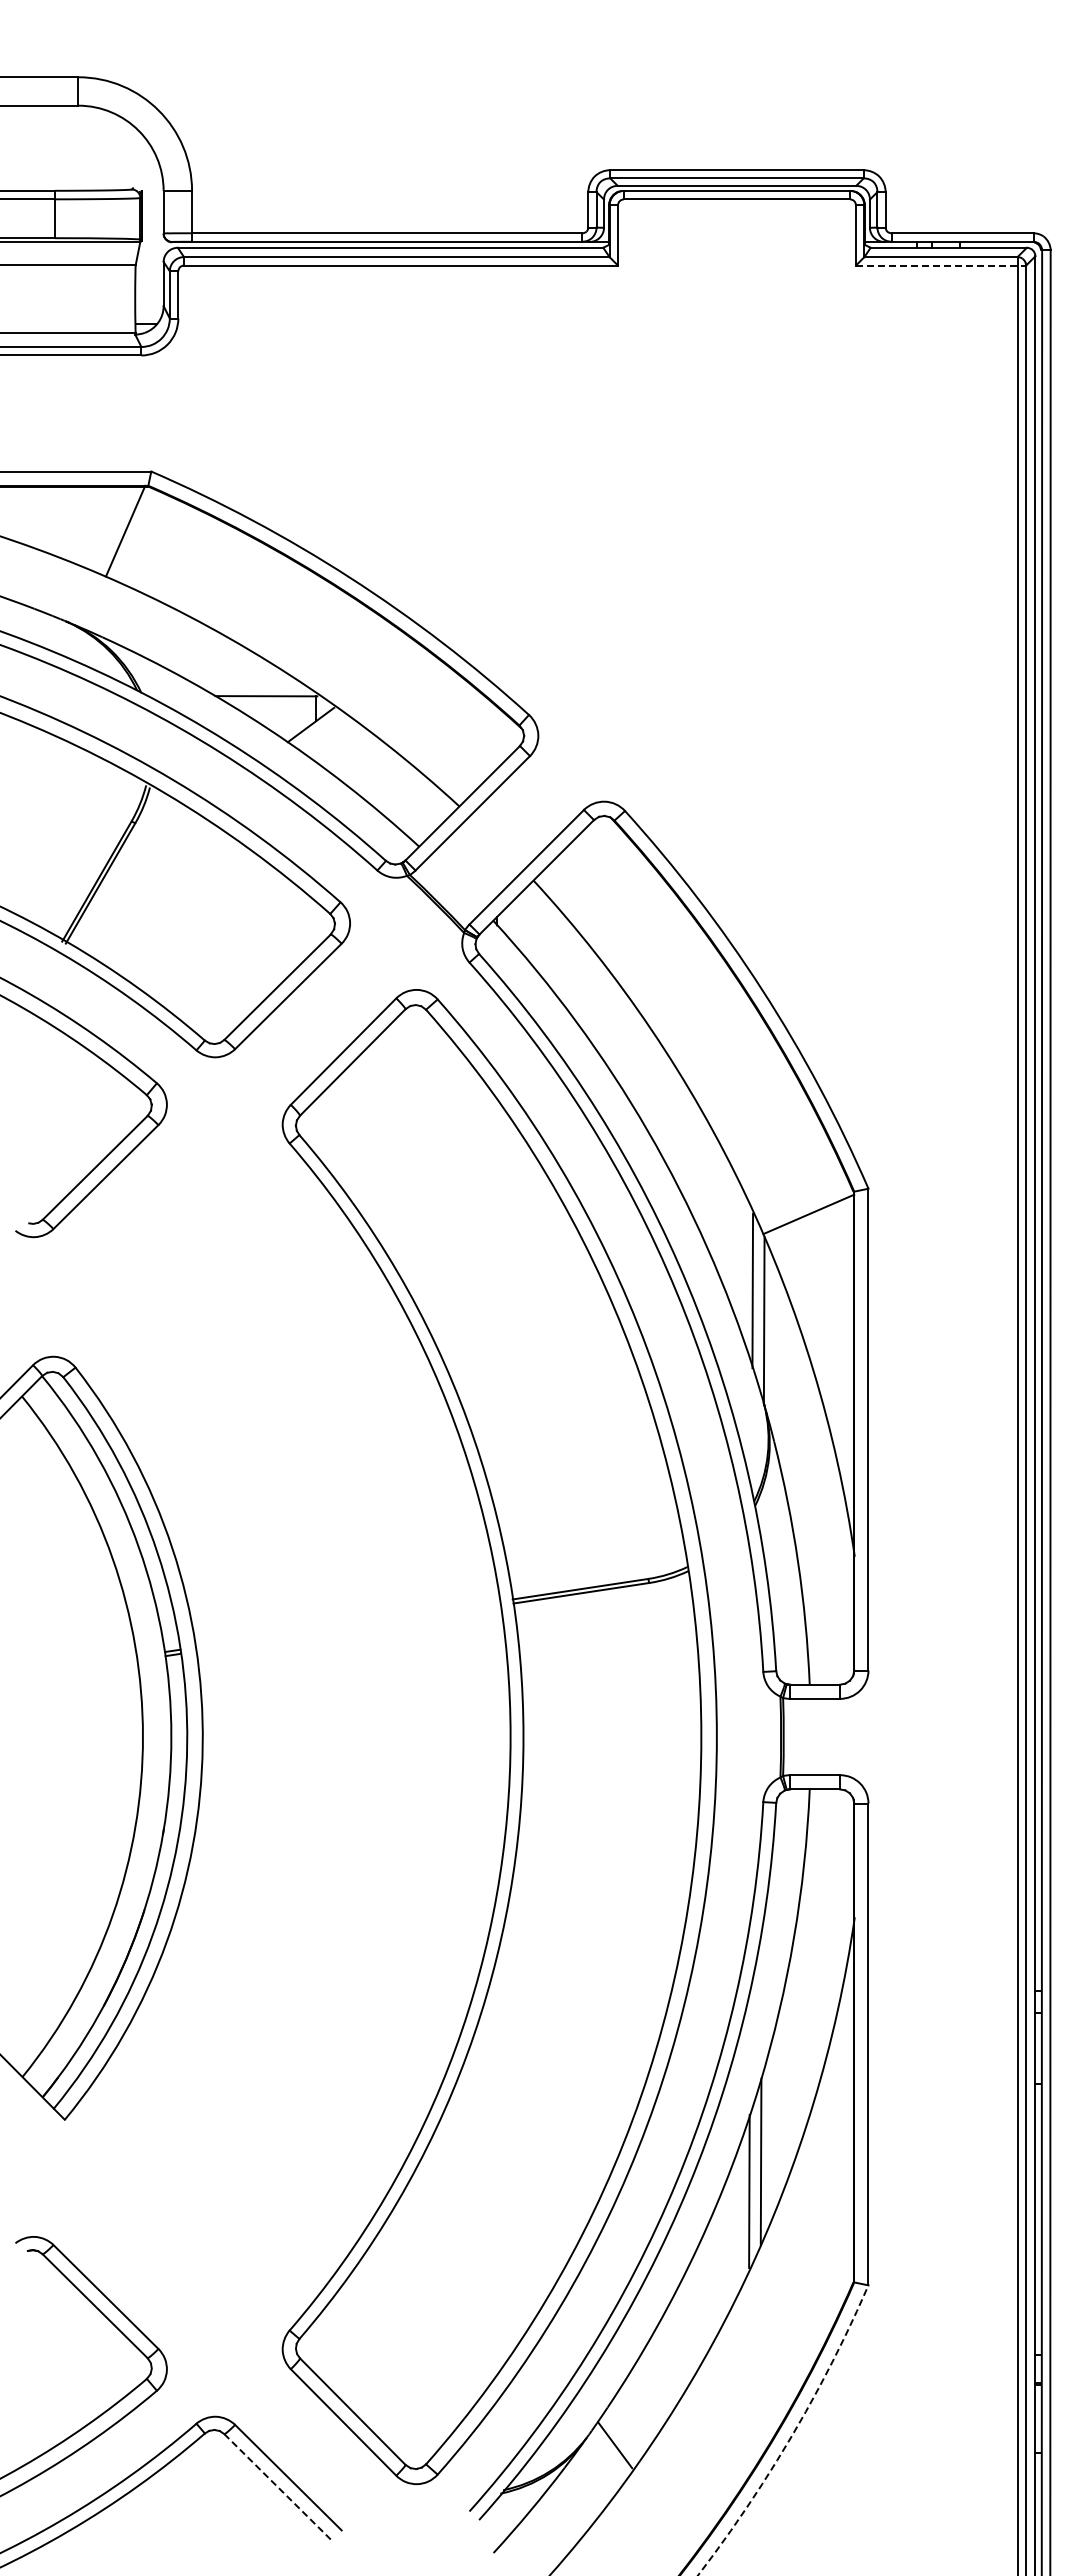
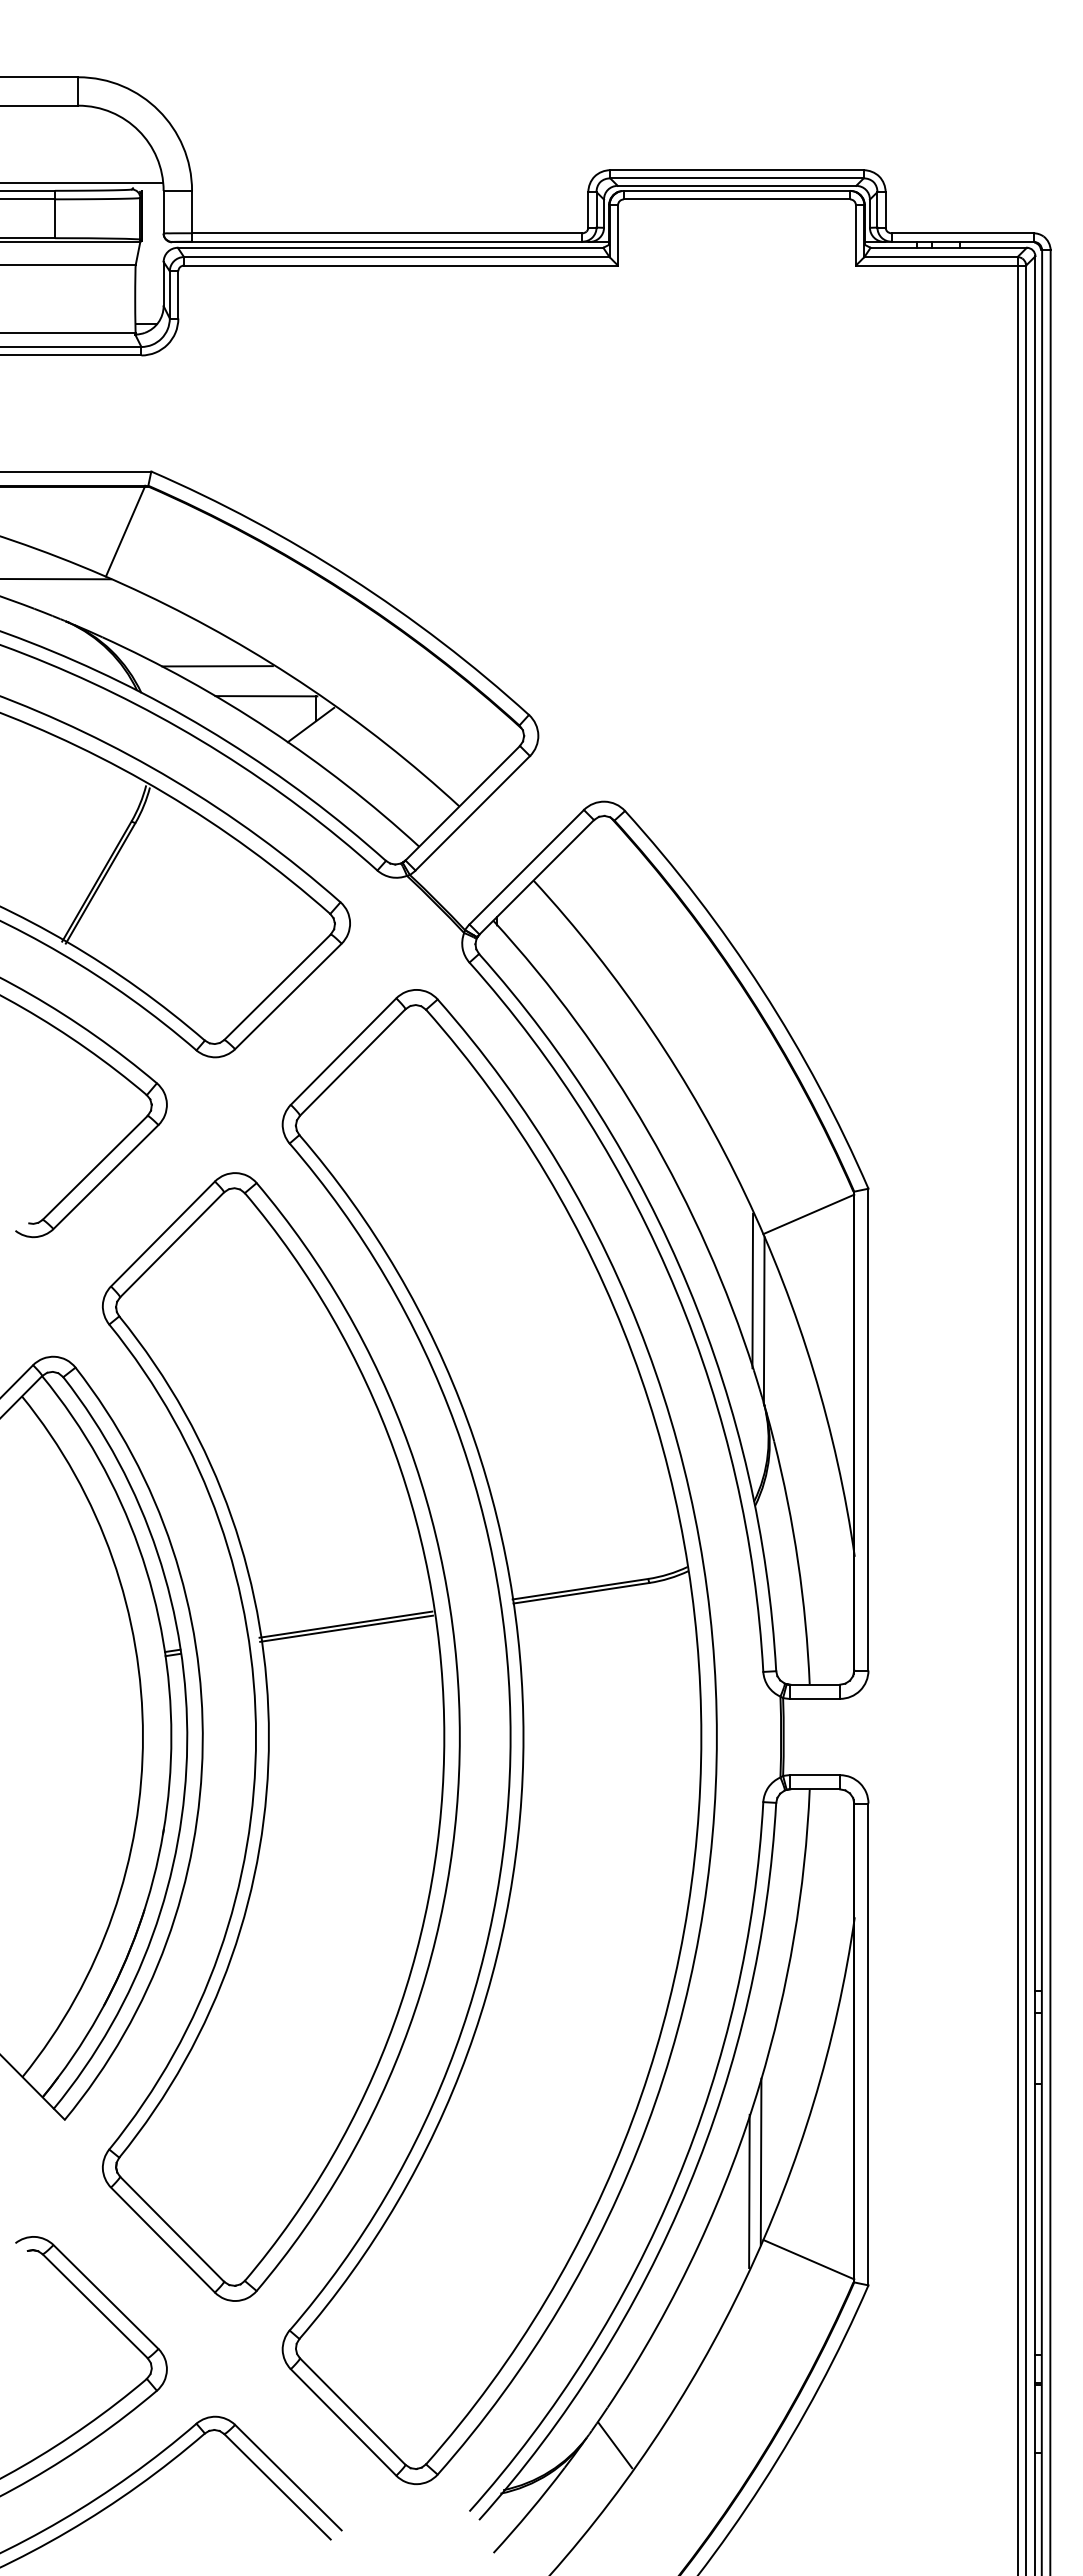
line: none -> present (82, 182)
line: dashed -> solid (941, 265)
line: none -> present (56, 579)
line: none -> present (217, 666)
part: none -> present (281, 1736)
line: none -> present (808, 2259)
arc: dashed -> solid (791, 2436)
line: dashed -> solid (277, 2486)
